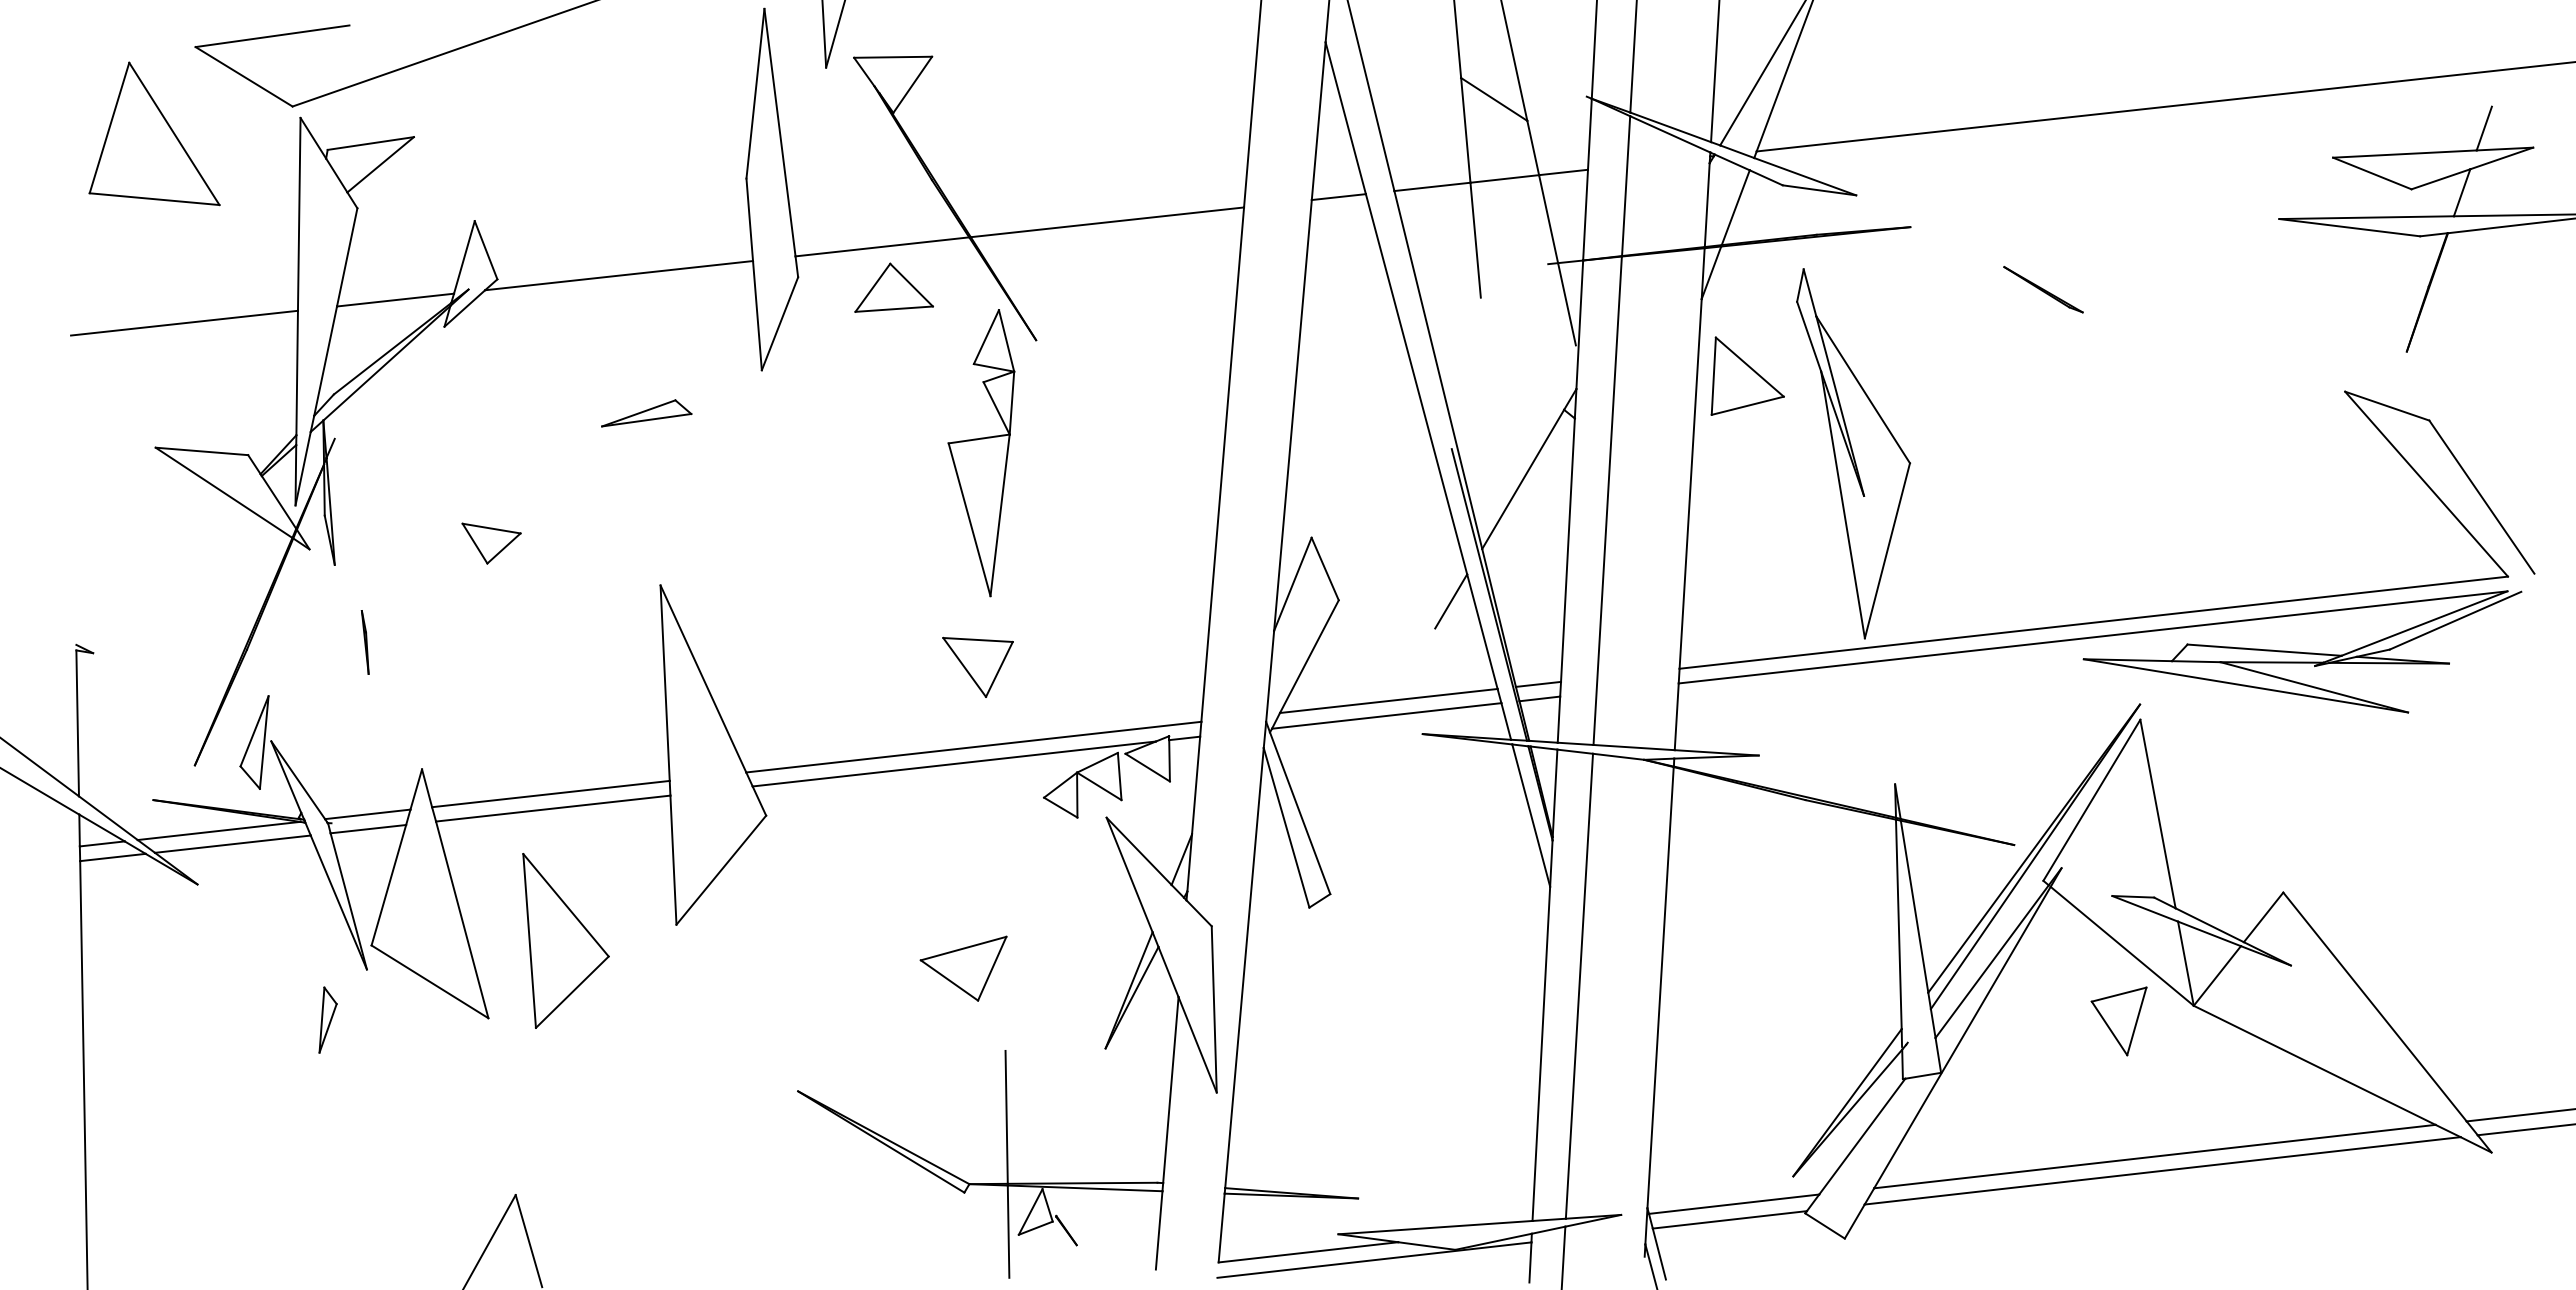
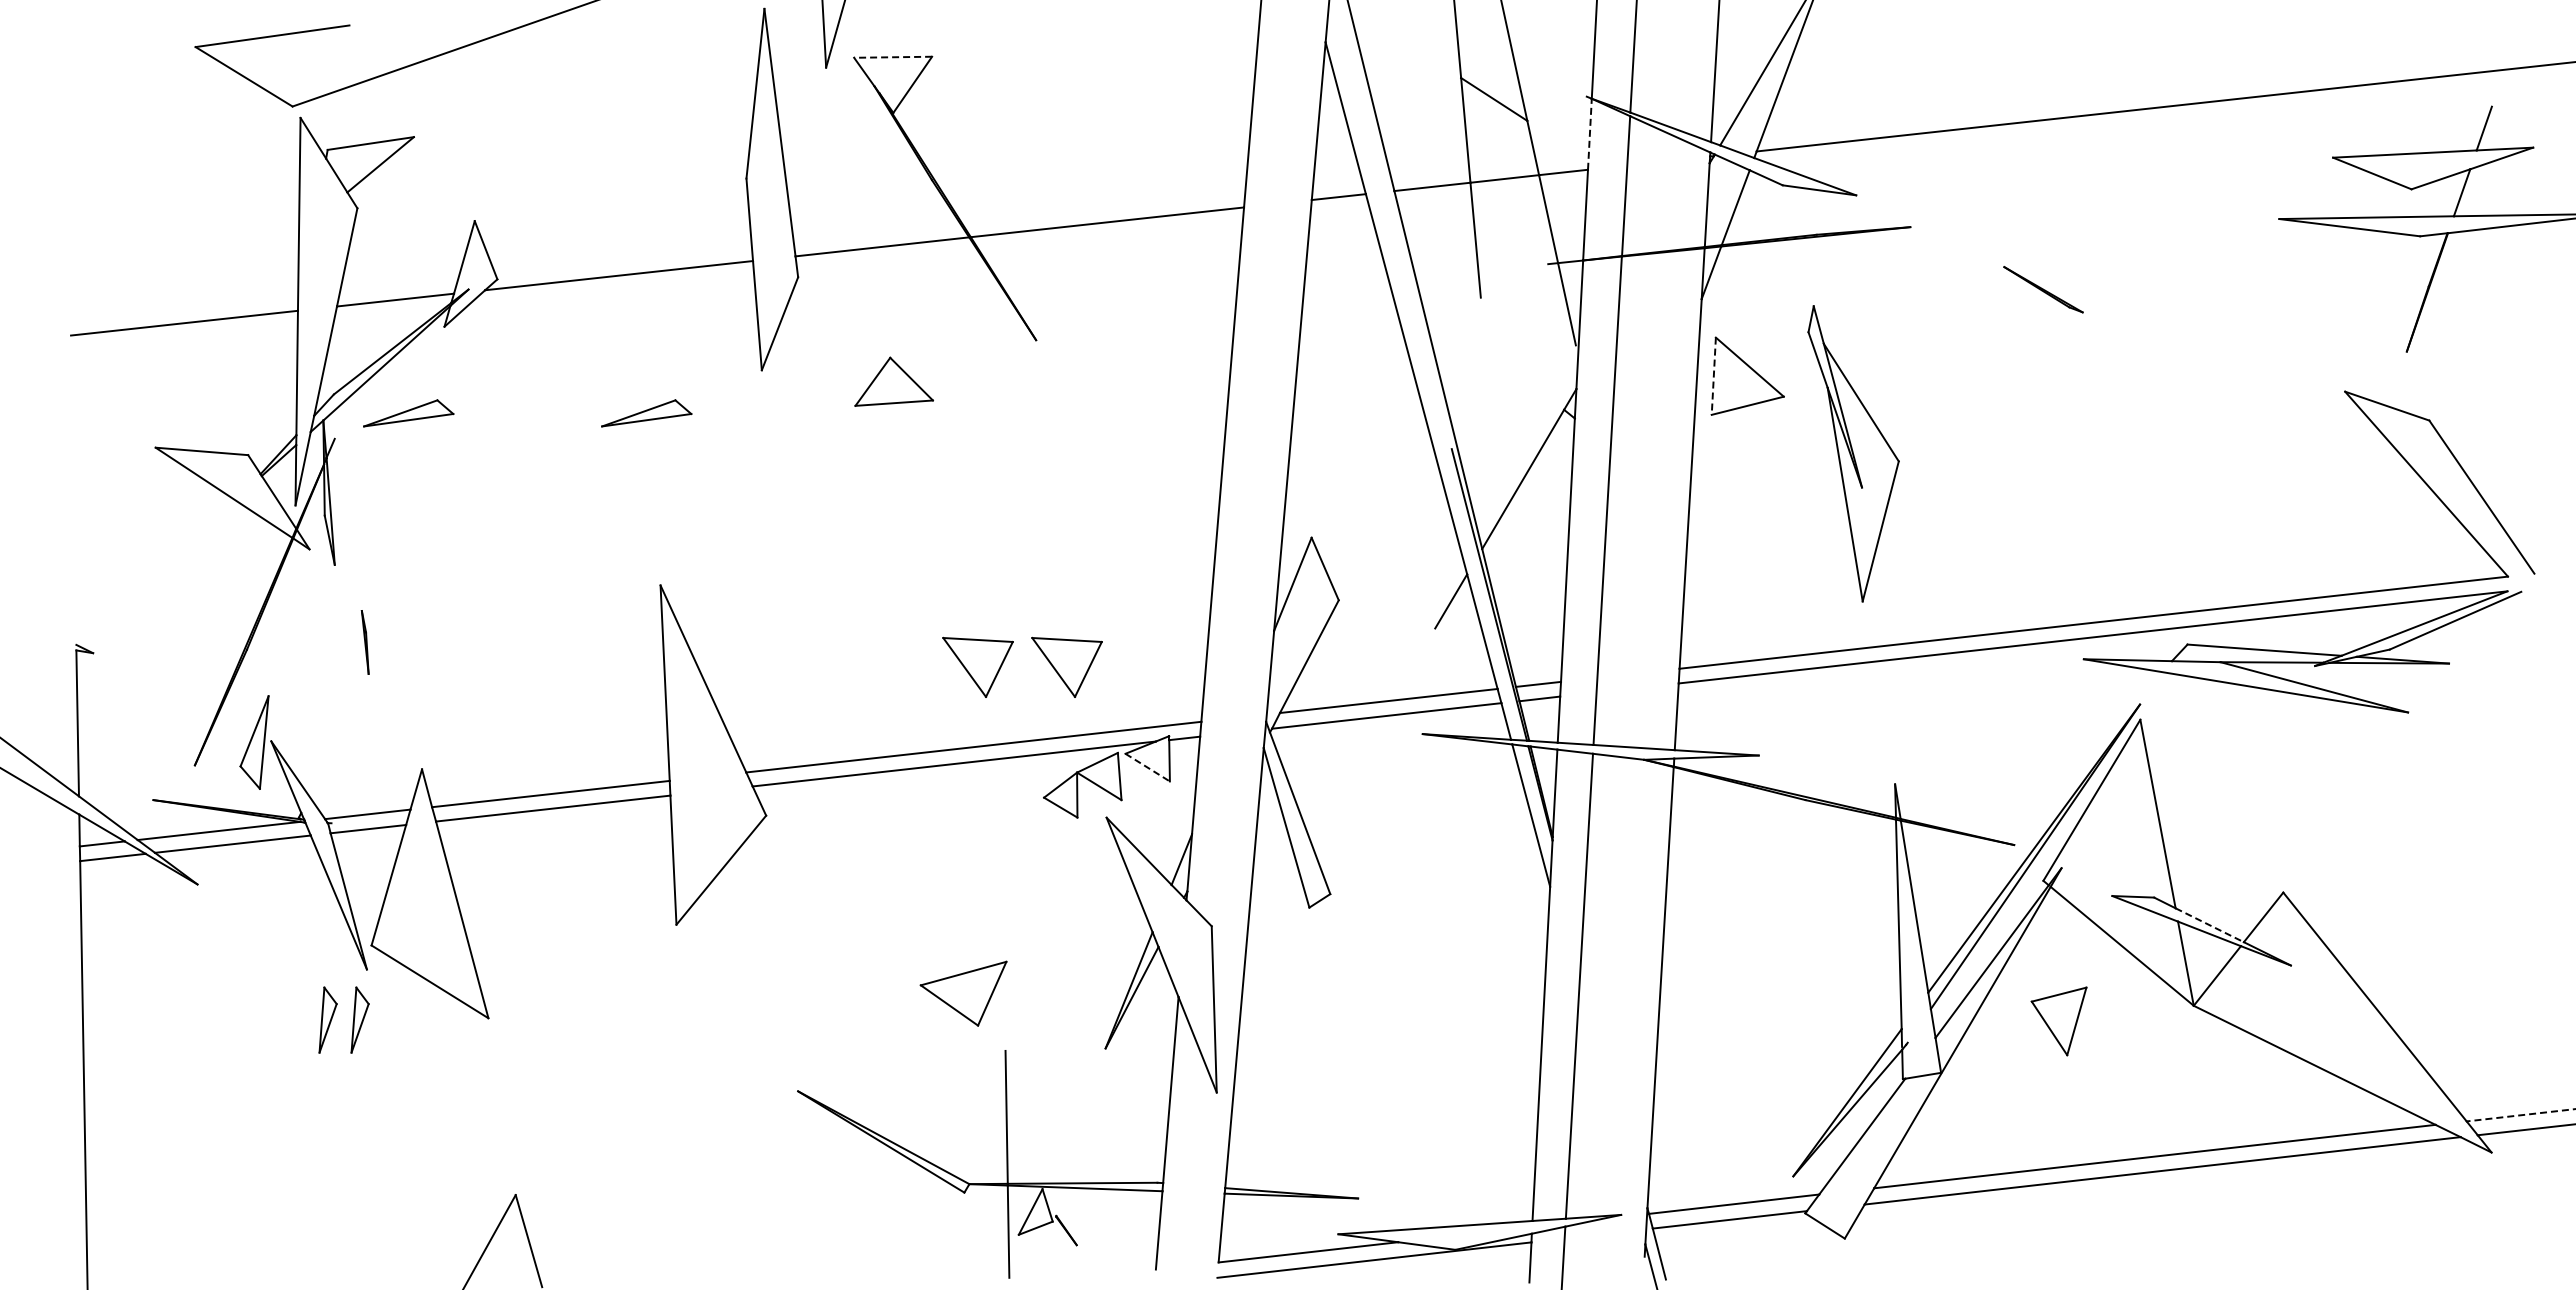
line: solid -> dashed (893, 57)
part: present -> none (154, 133)
line: solid -> dashed (1589, 134)
part position: (893, 287) -> (893, 381) (893, 381)
line: solid -> dashed (1713, 376)
part: none -> present (408, 413)
part: present -> none (981, 453)
part size: 116x372 px -> 93x298 px (1853, 453)
part: present -> none (491, 543)
part: none -> present (1066, 666)
line: solid -> dashed (1148, 767)
line: solid -> dashed (2210, 925)
part: present -> none (565, 940)
part position: (963, 968) -> (963, 993) (963, 993)
part: none -> present (359, 1019)
part position: (2118, 1021) -> (2058, 1021) (2058, 1021)
line: solid -> dashed (2521, 1115)
